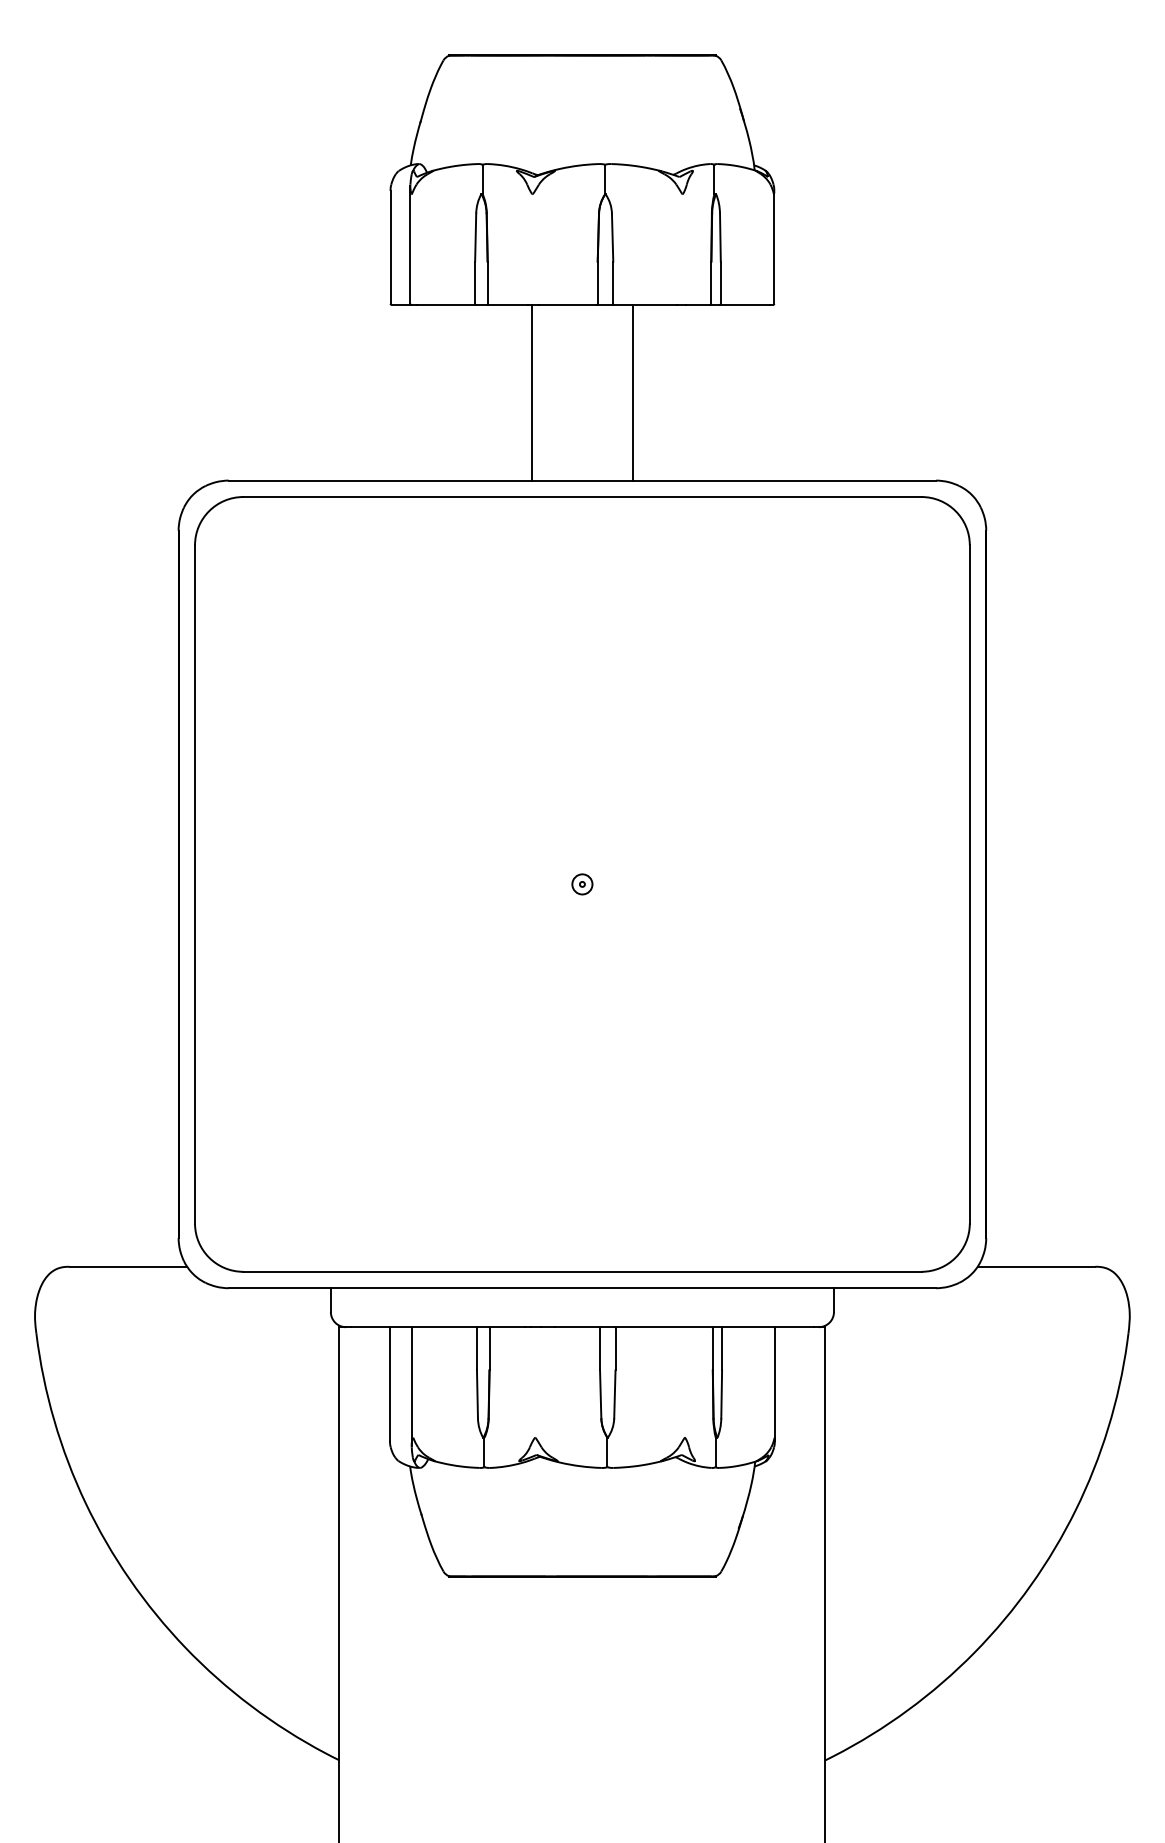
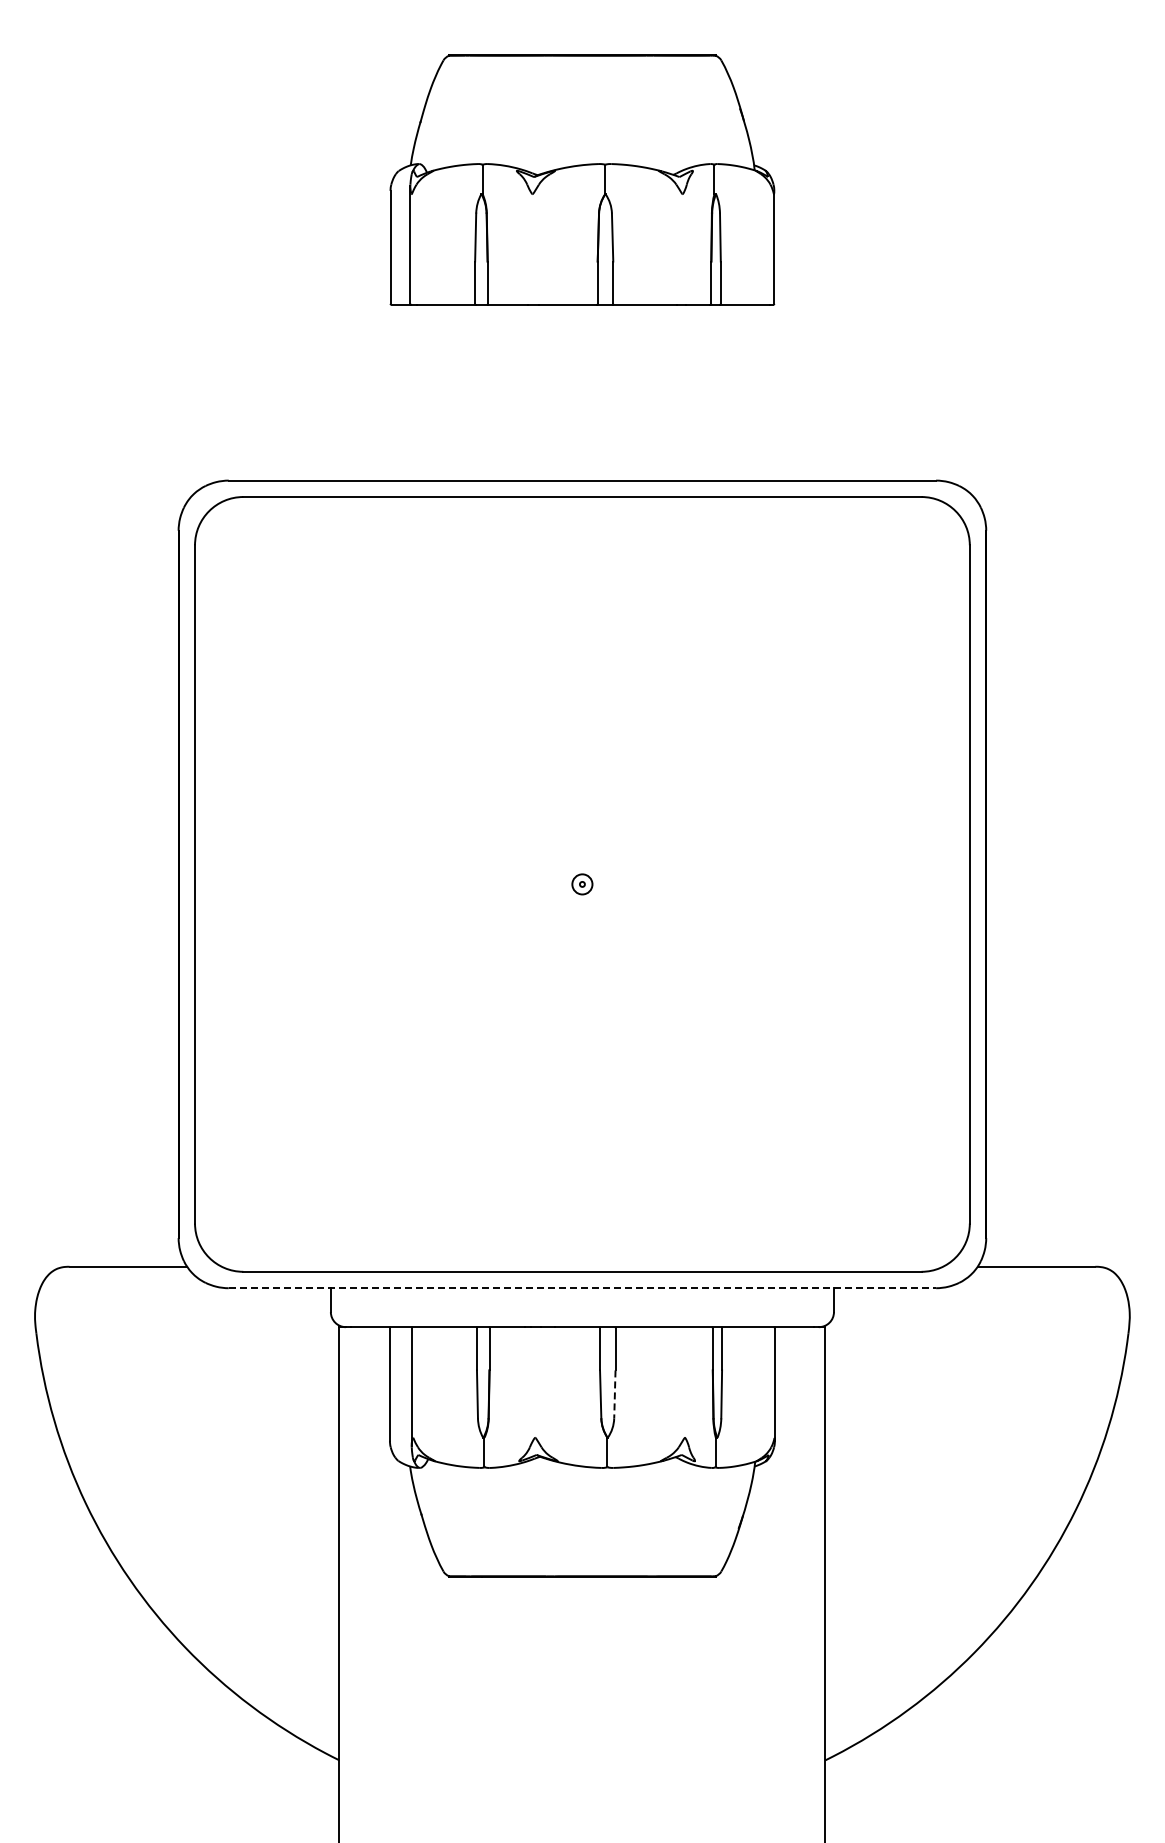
line: present -> none (532, 392)
line: present -> none (632, 392)
line: solid -> dashed (582, 1288)
line: solid -> dashed (614, 1394)
